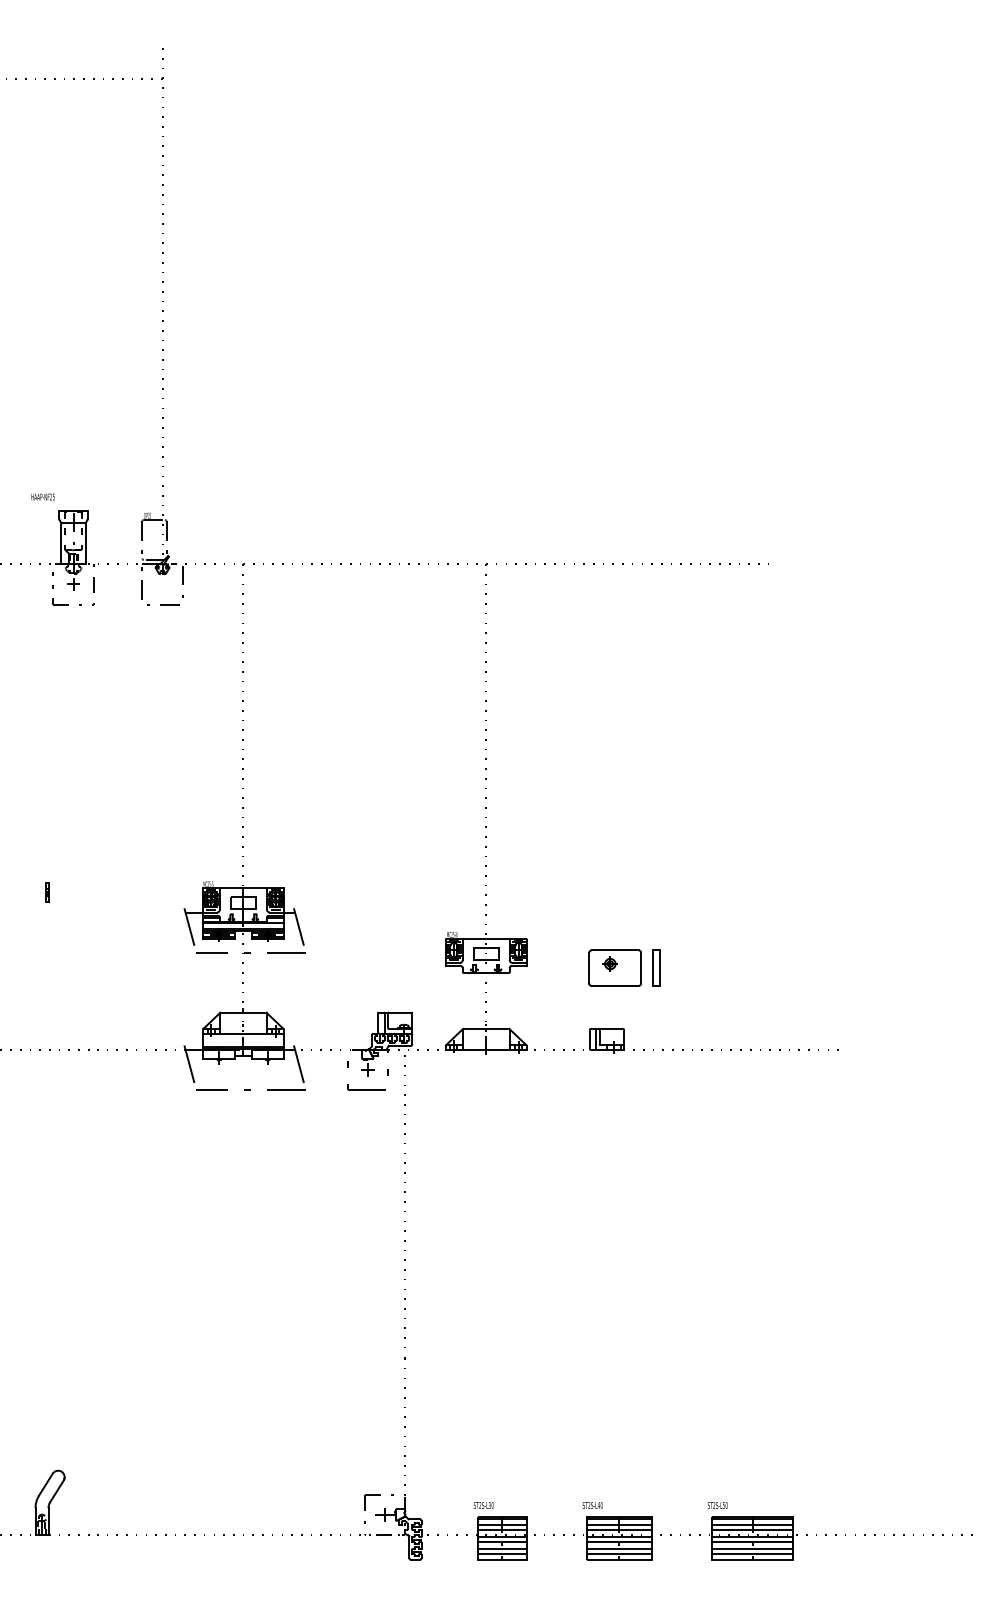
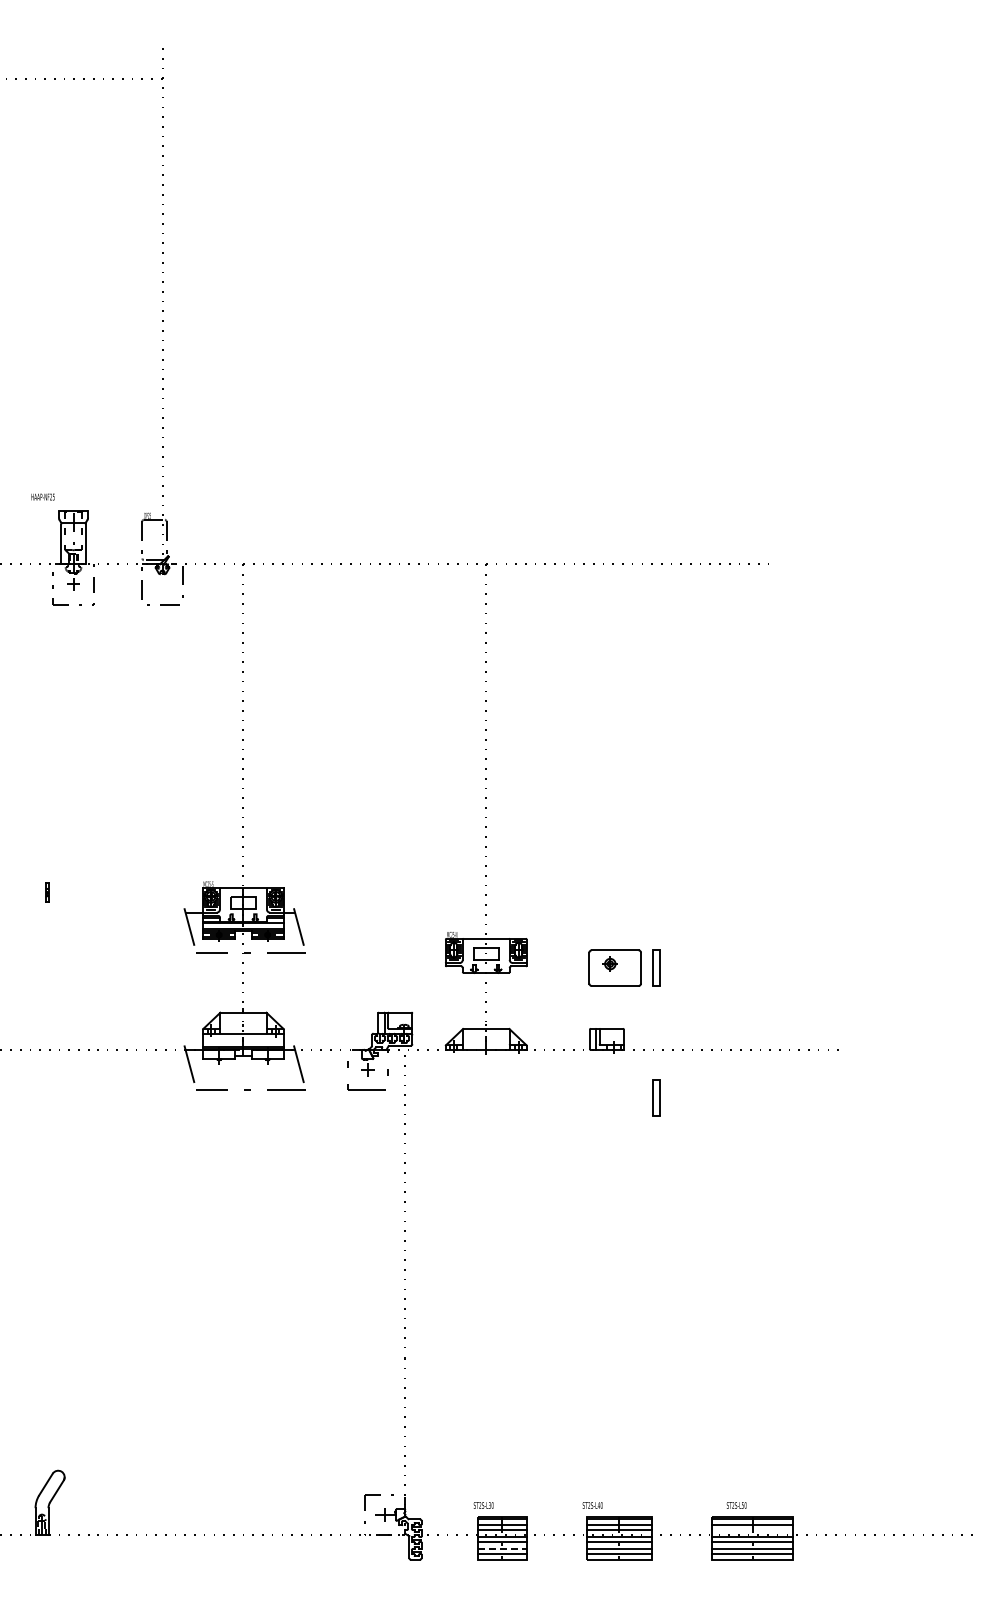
part: none -> present (656, 1097)
text position: (717, 1505) -> (736, 1505) (736, 1505)
line: present -> none (752, 1529)
line: solid -> dashed (502, 1549)
